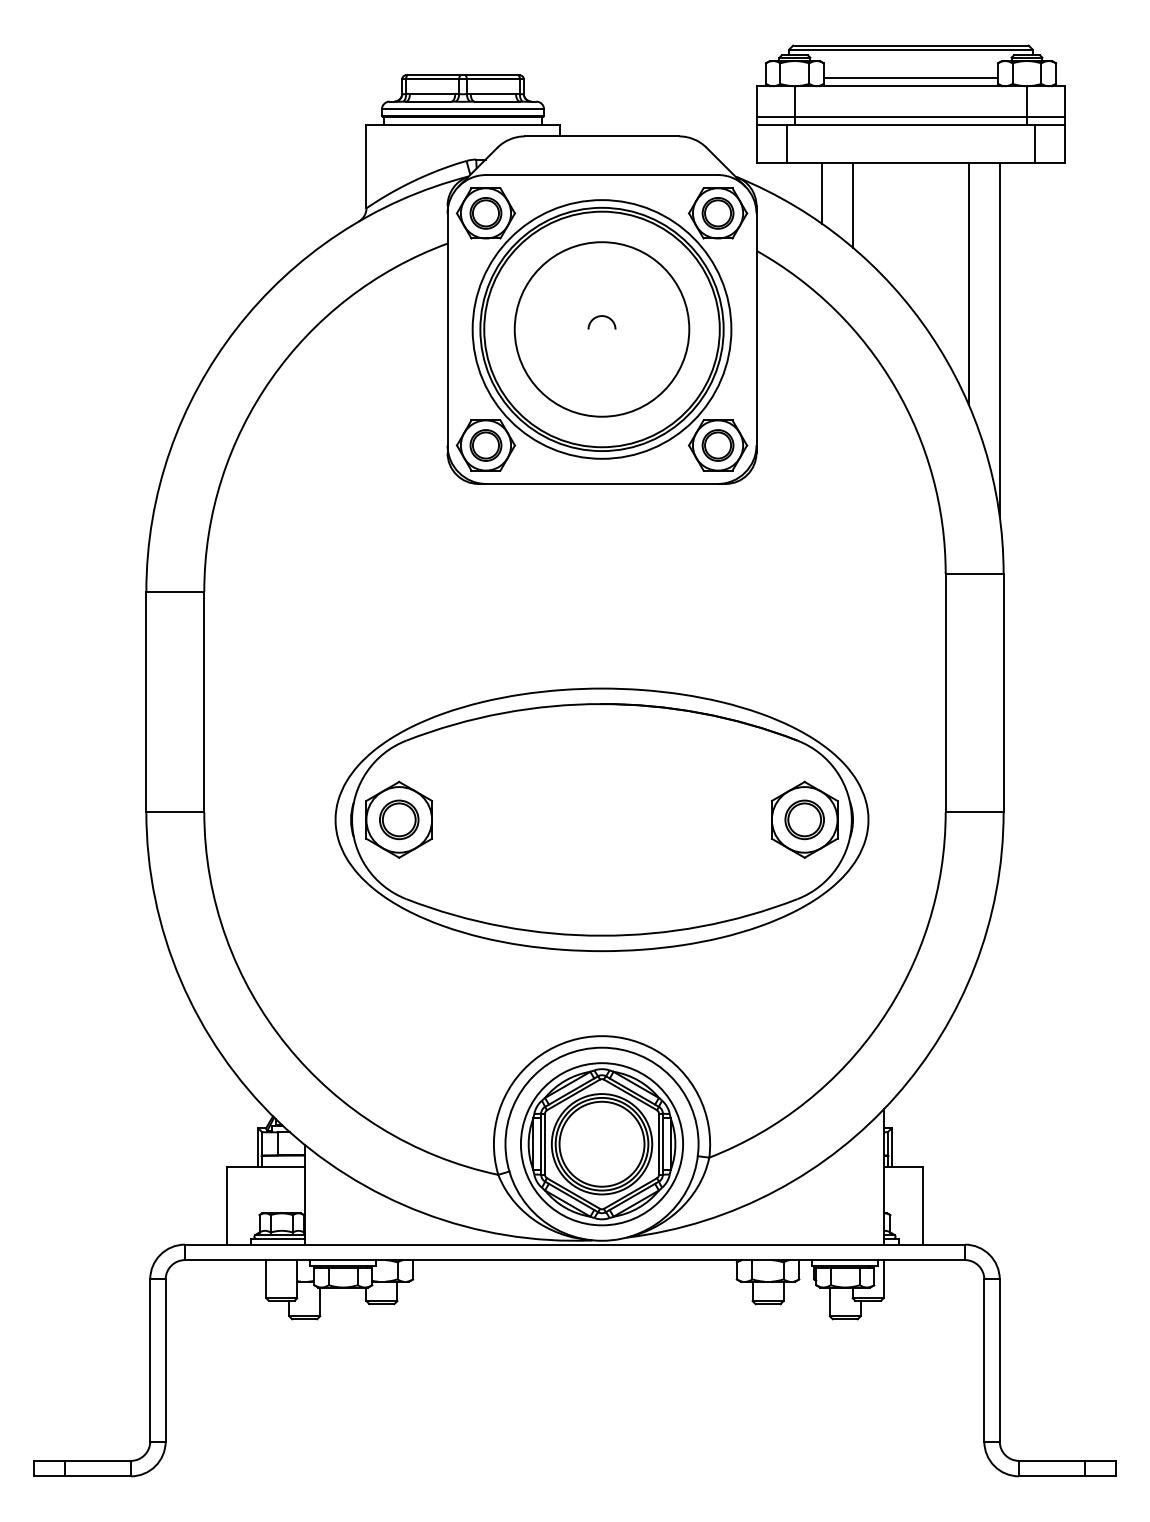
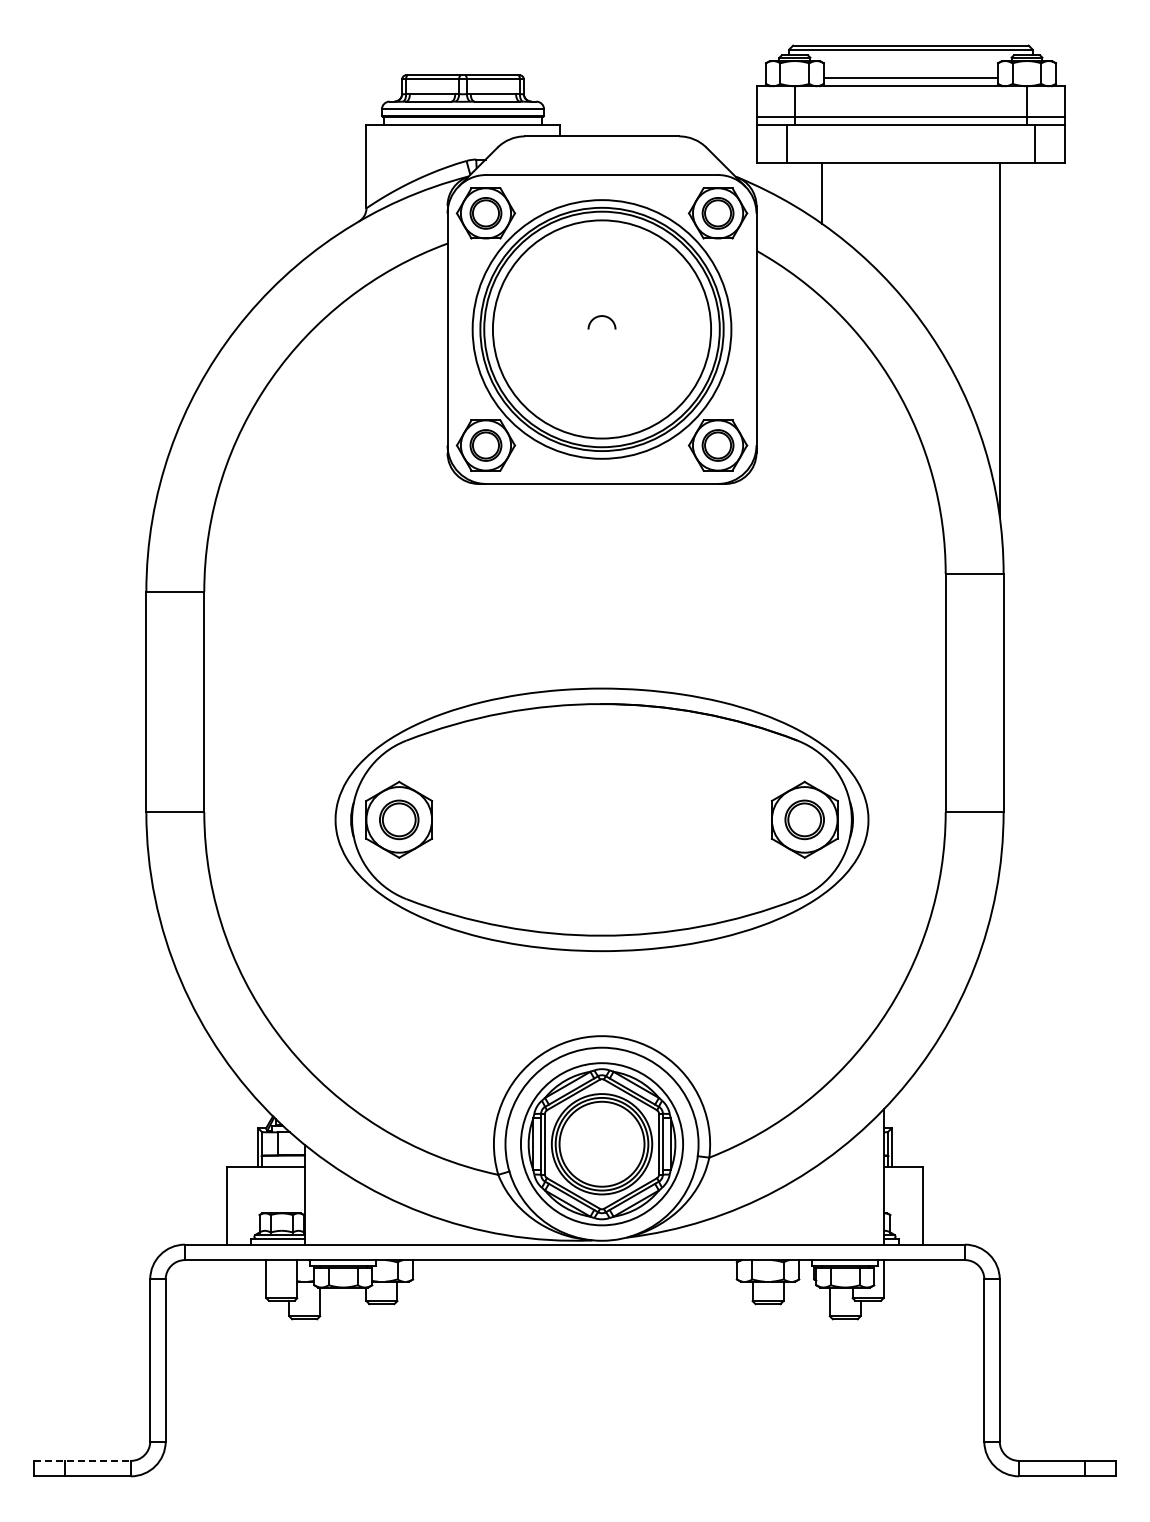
line: present -> none (853, 205)
line: present -> none (968, 283)
circle diameter: 175 px -> 218 px (601, 329)
line: solid -> dashed (83, 1460)
